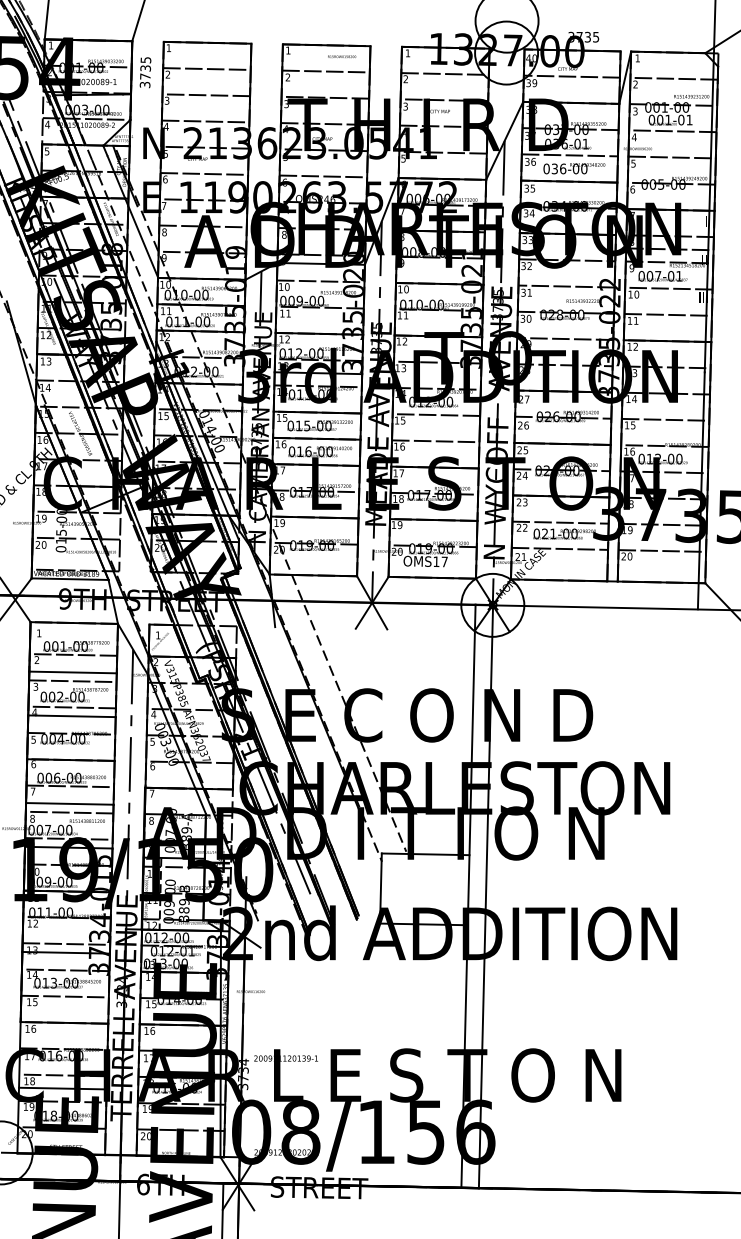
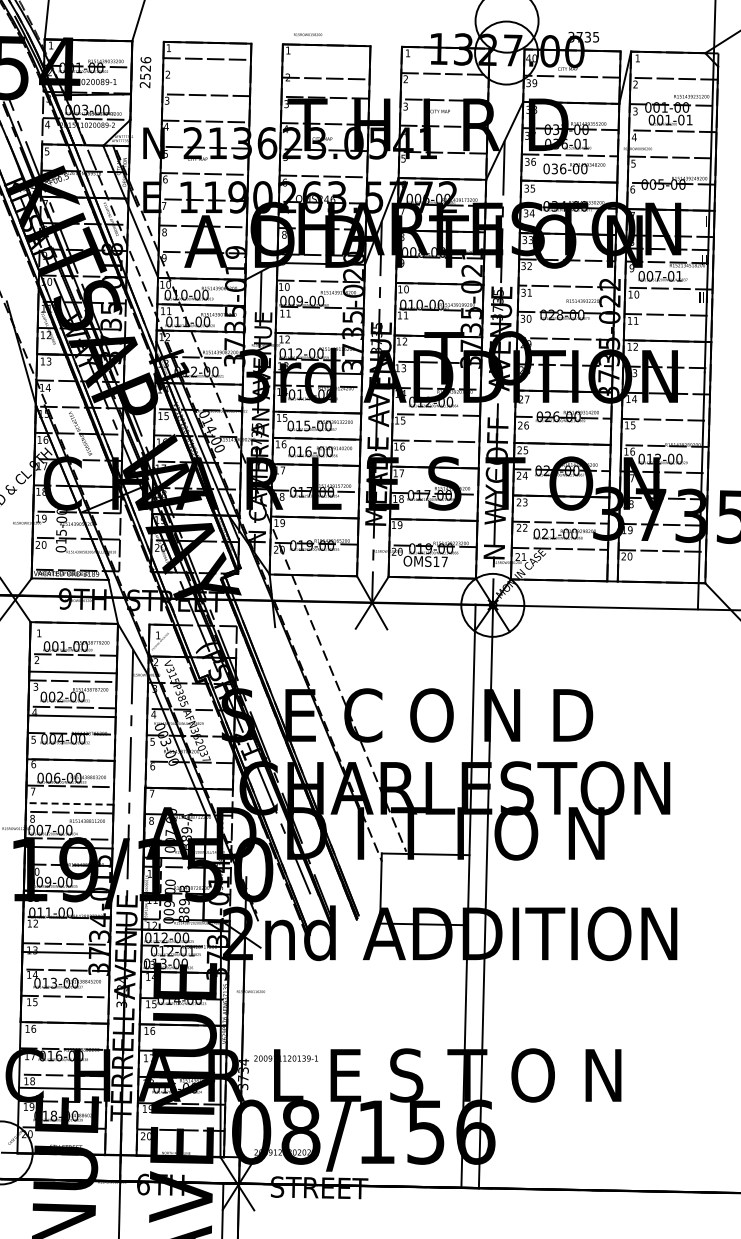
text position: (342, 56) -> (308, 34) (308, 34)
line position: (206, 68) -> (206, 58) (206, 58)
line position: (325, 71) -> (325, 78) (325, 78)
text: 3735 -> 2526 (145, 72)
line: solid -> dashed (69, 803)
